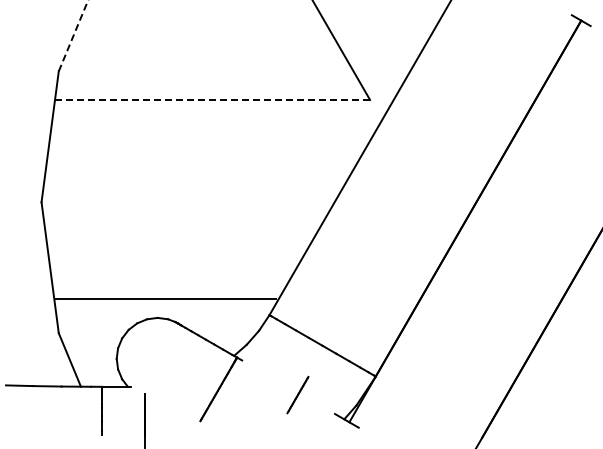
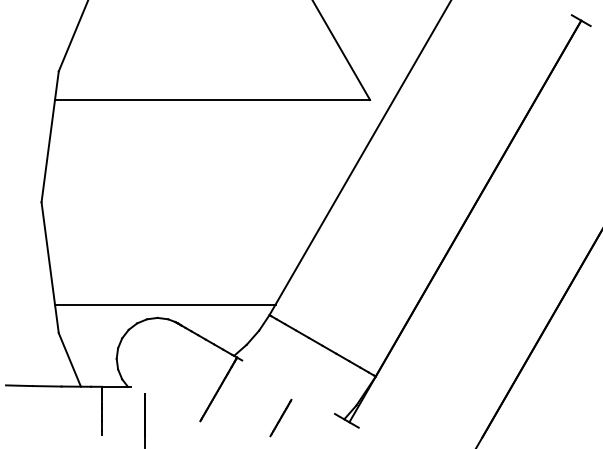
line: dashed -> solid (73, 35)
line: dashed -> solid (212, 99)
line position: (165, 298) -> (165, 304) (165, 304)
line position: (297, 394) -> (280, 417) (280, 417)
